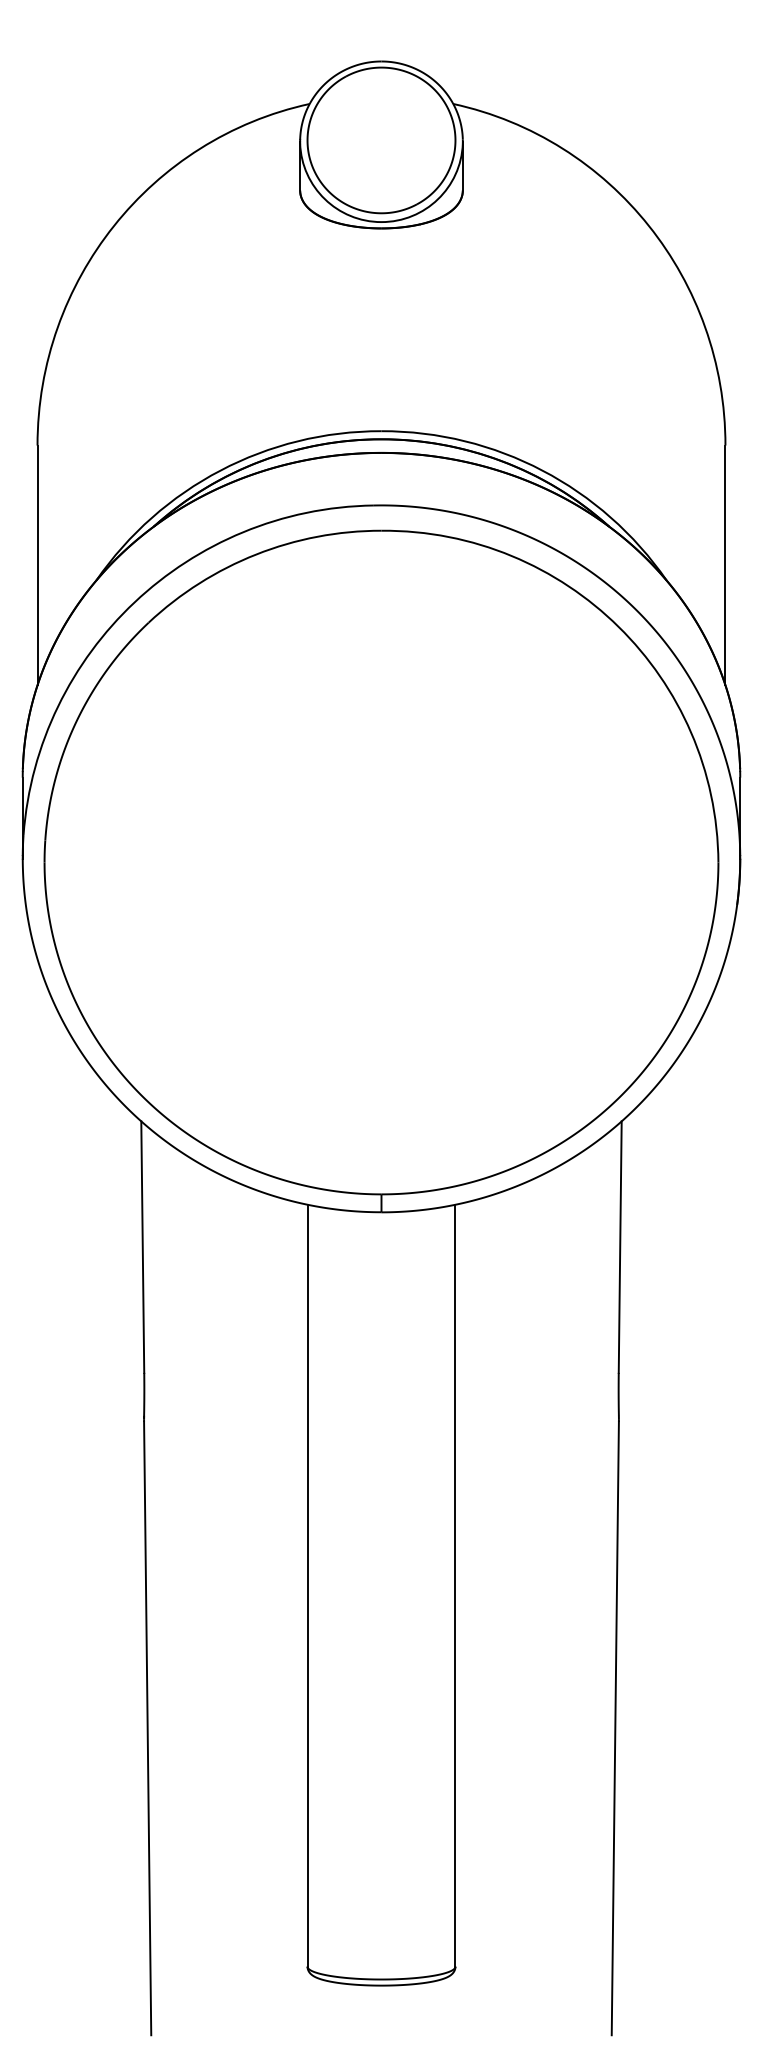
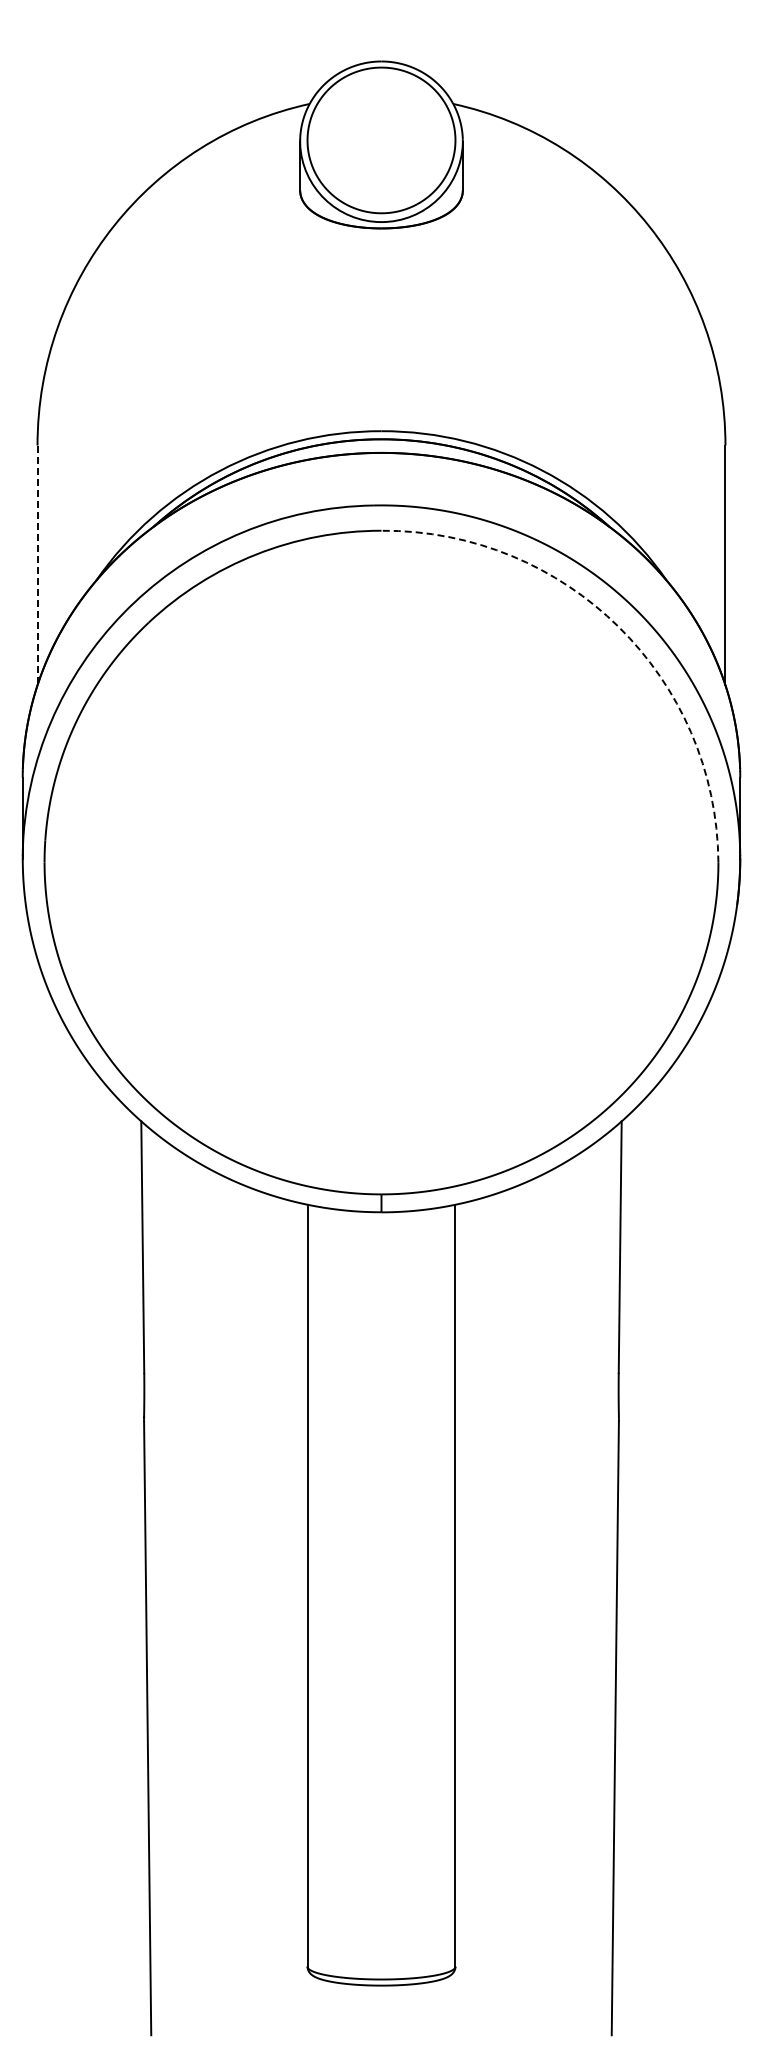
line: solid -> dashed (37, 565)
arc: solid -> dashed (618, 626)
